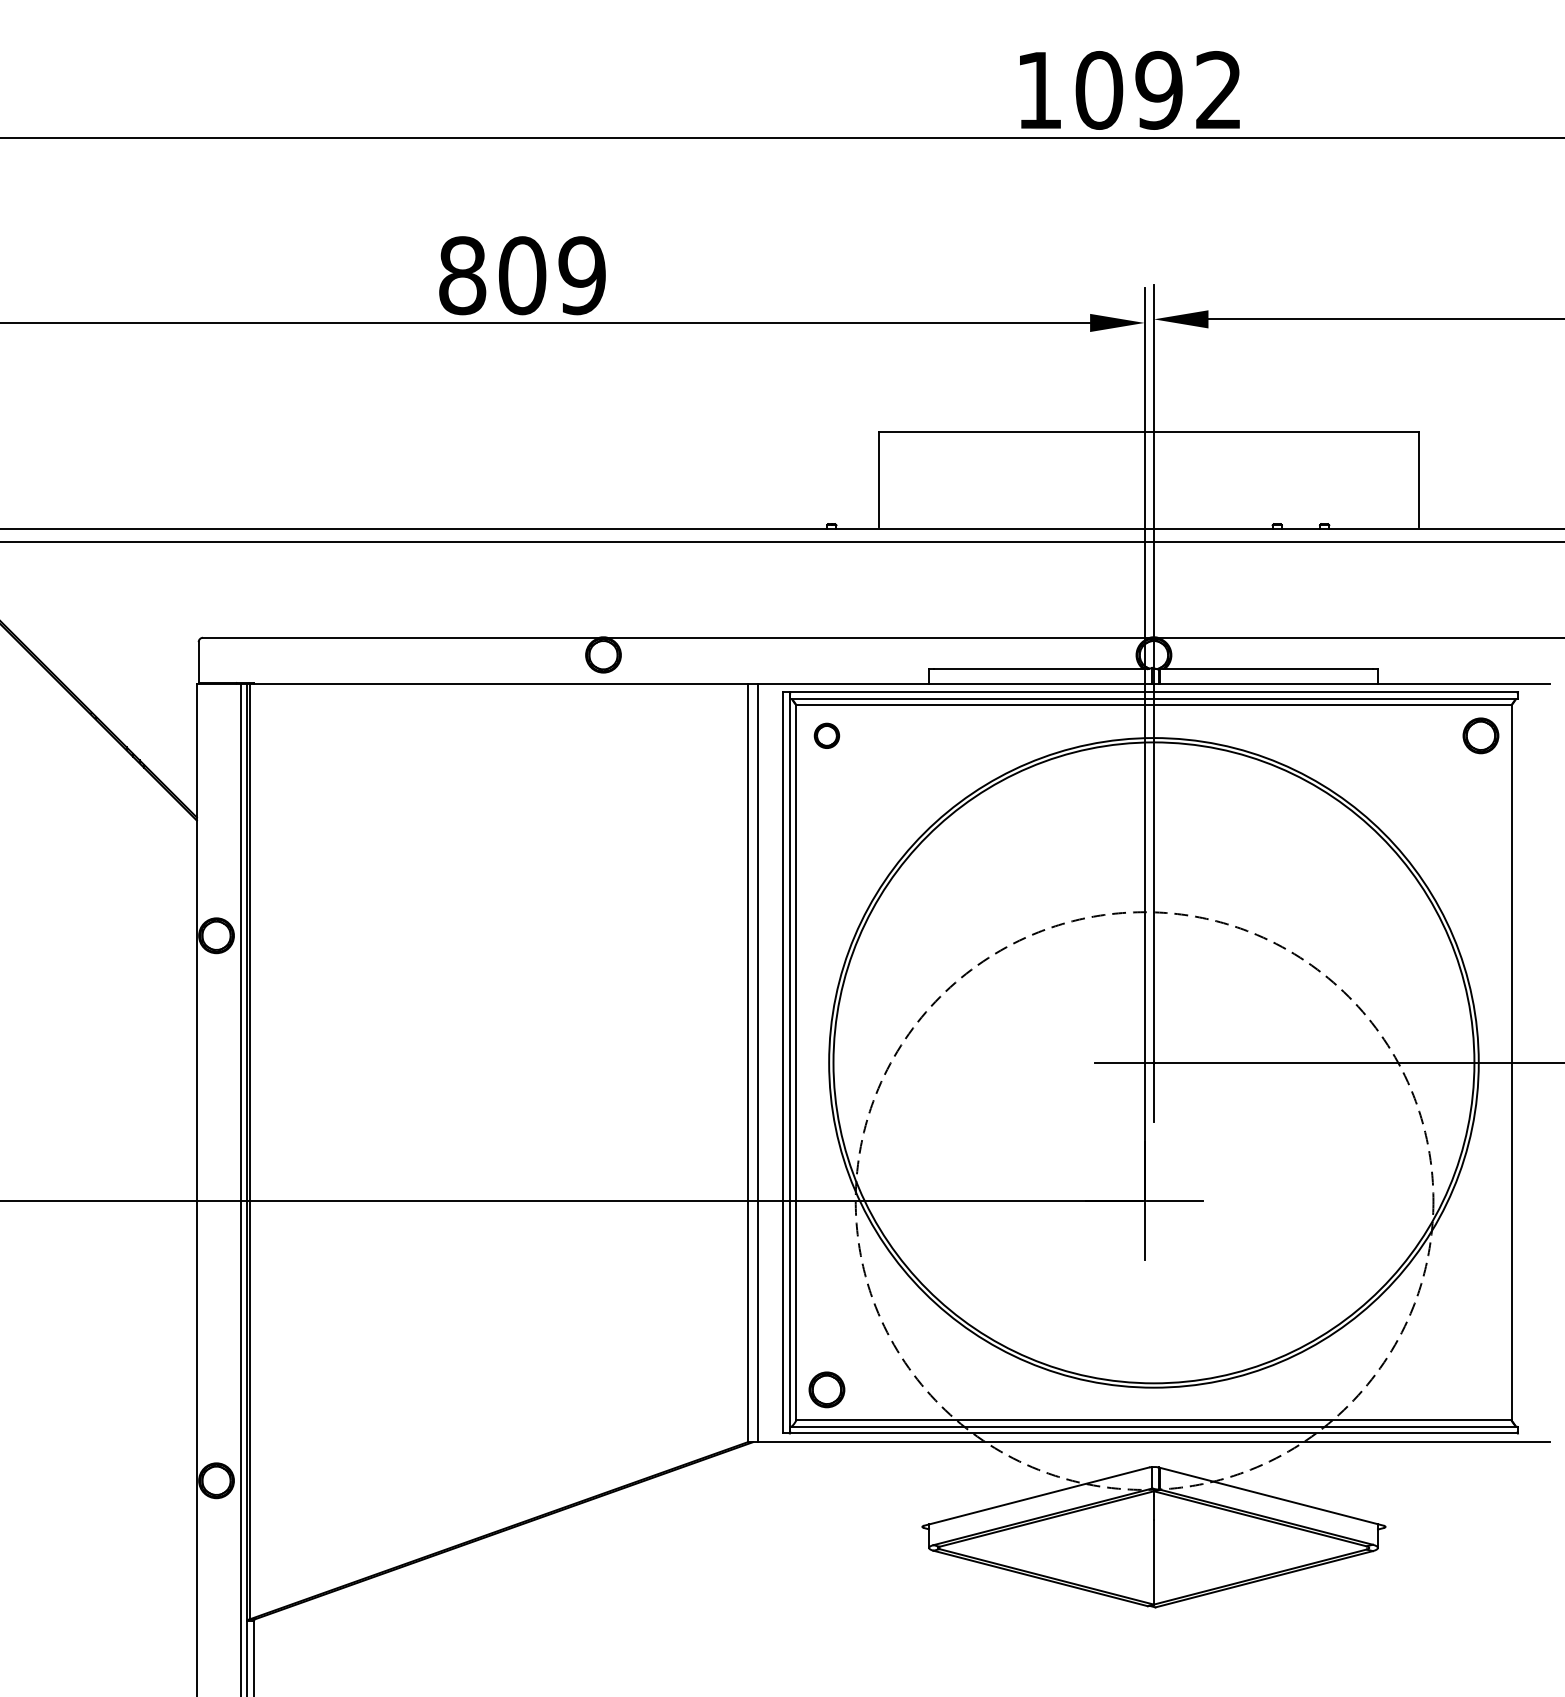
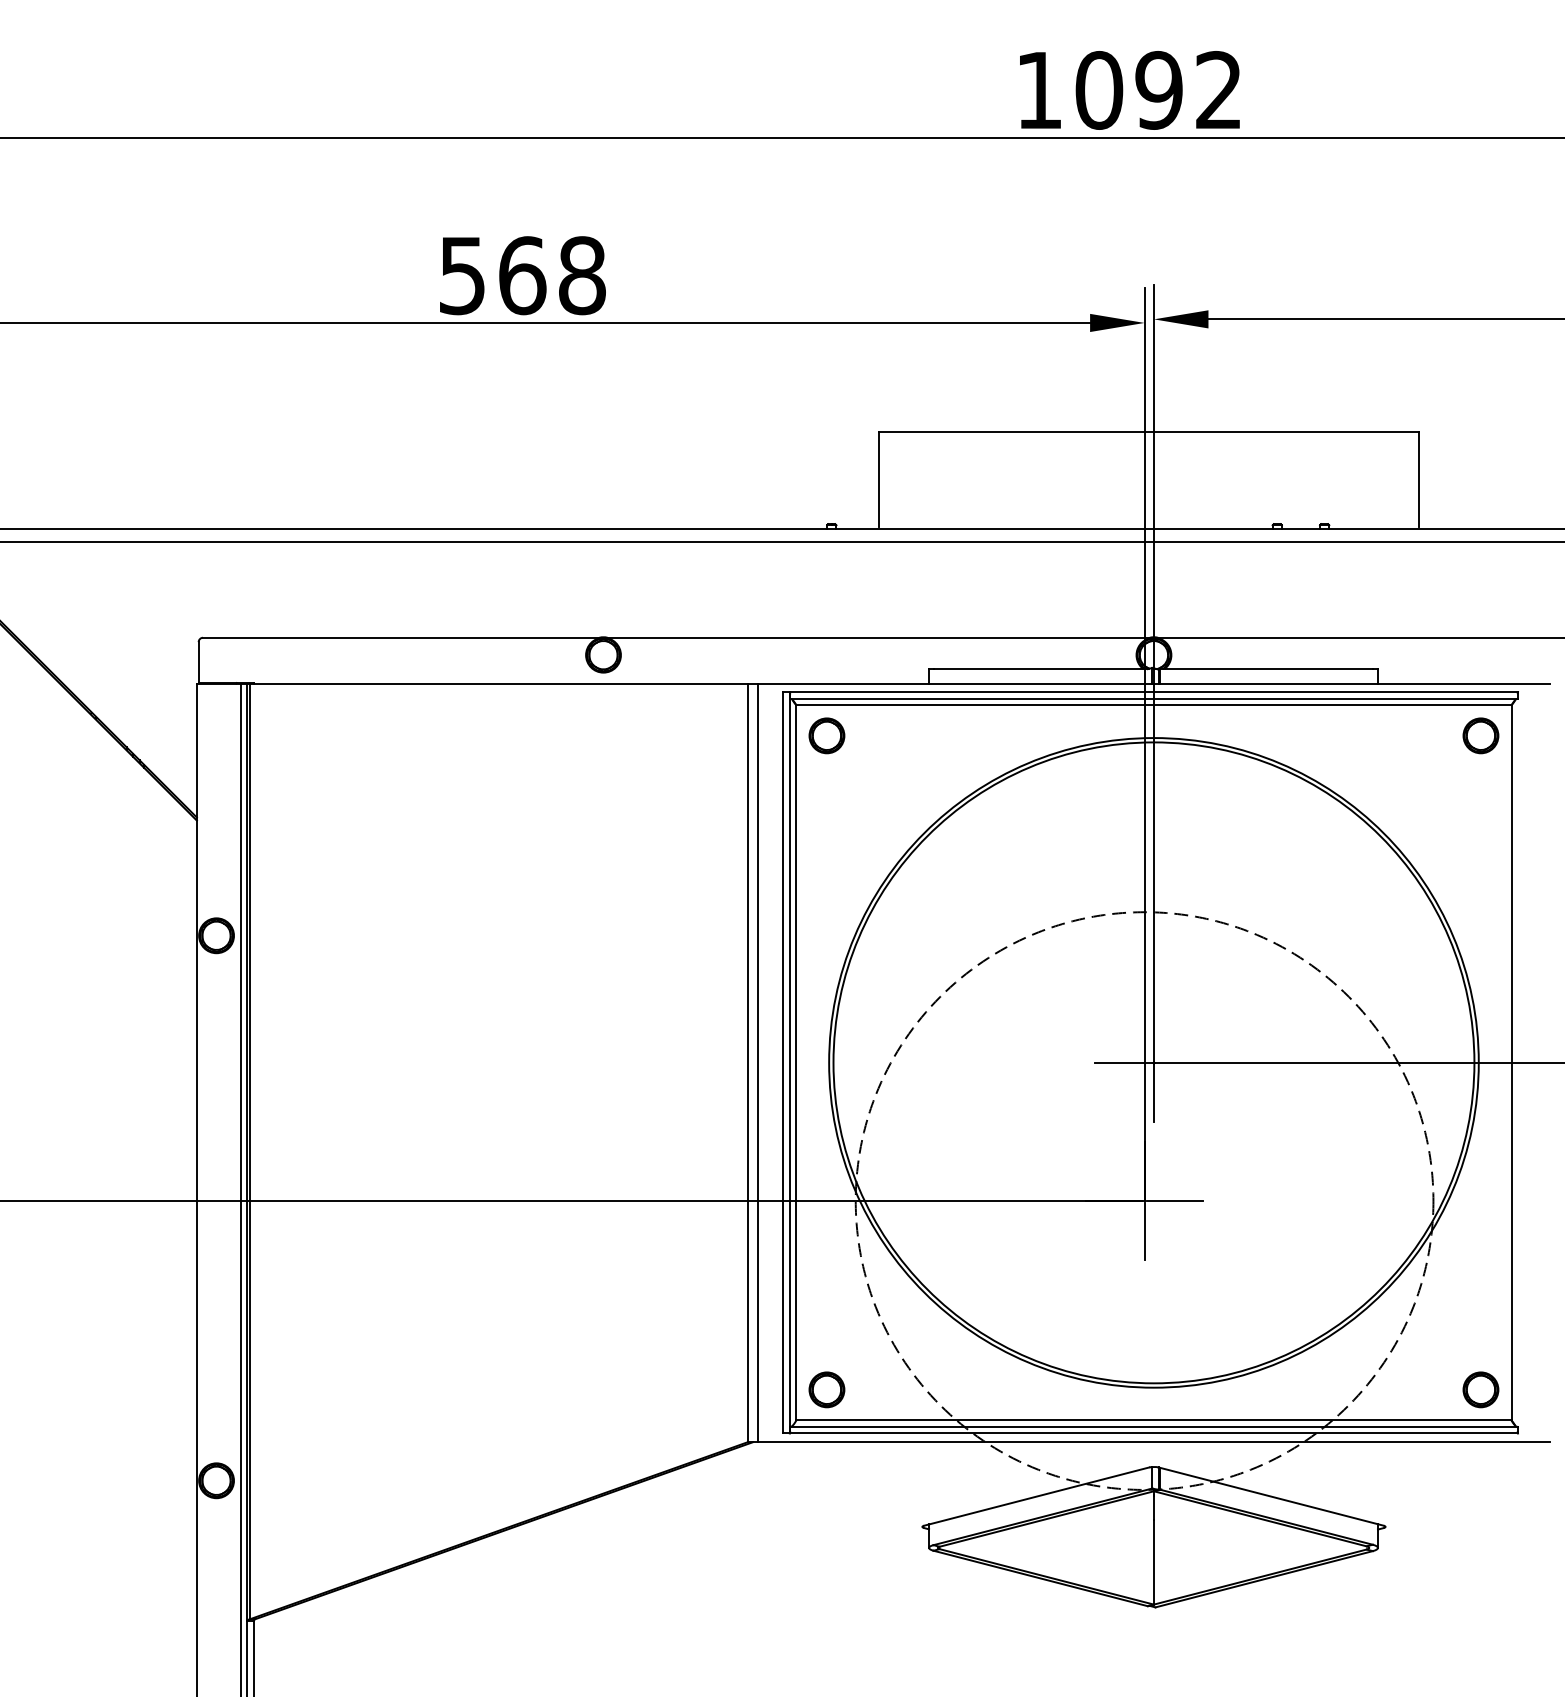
text: 809 -> 568 (522, 275)
part size: 28x27 px -> 38x38 px (826, 735)
part: none -> present (1480, 1389)
